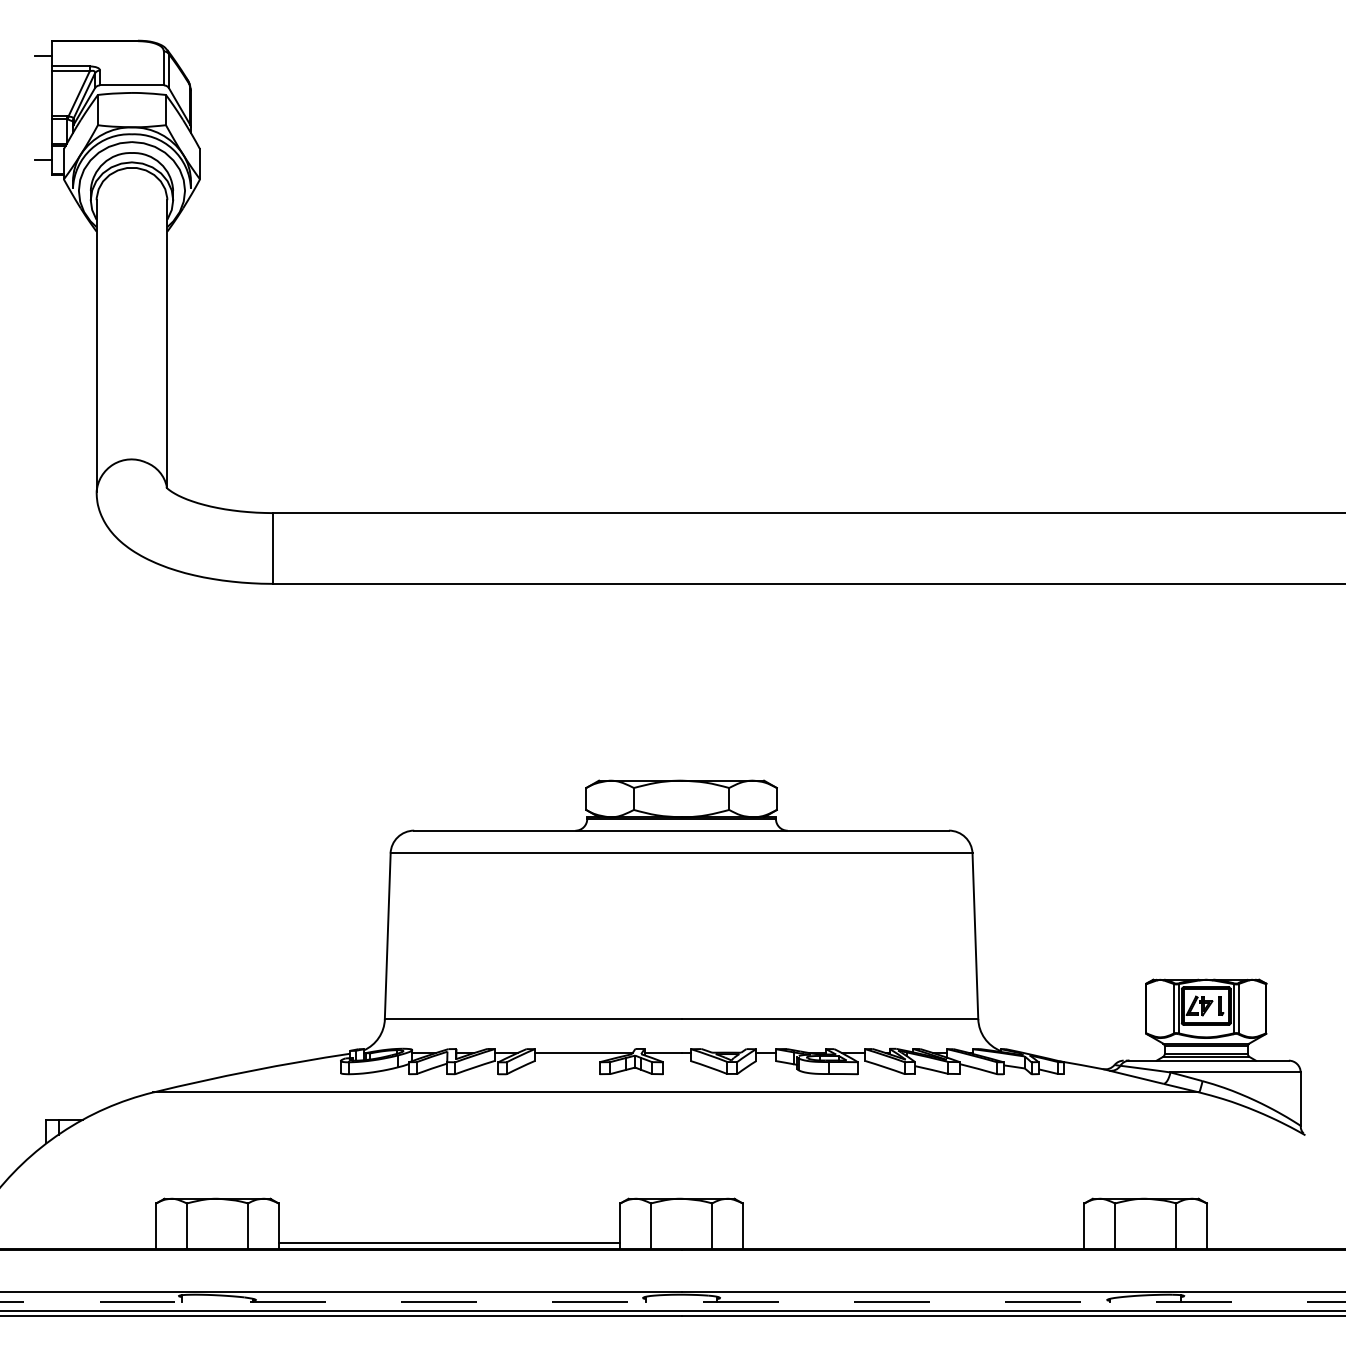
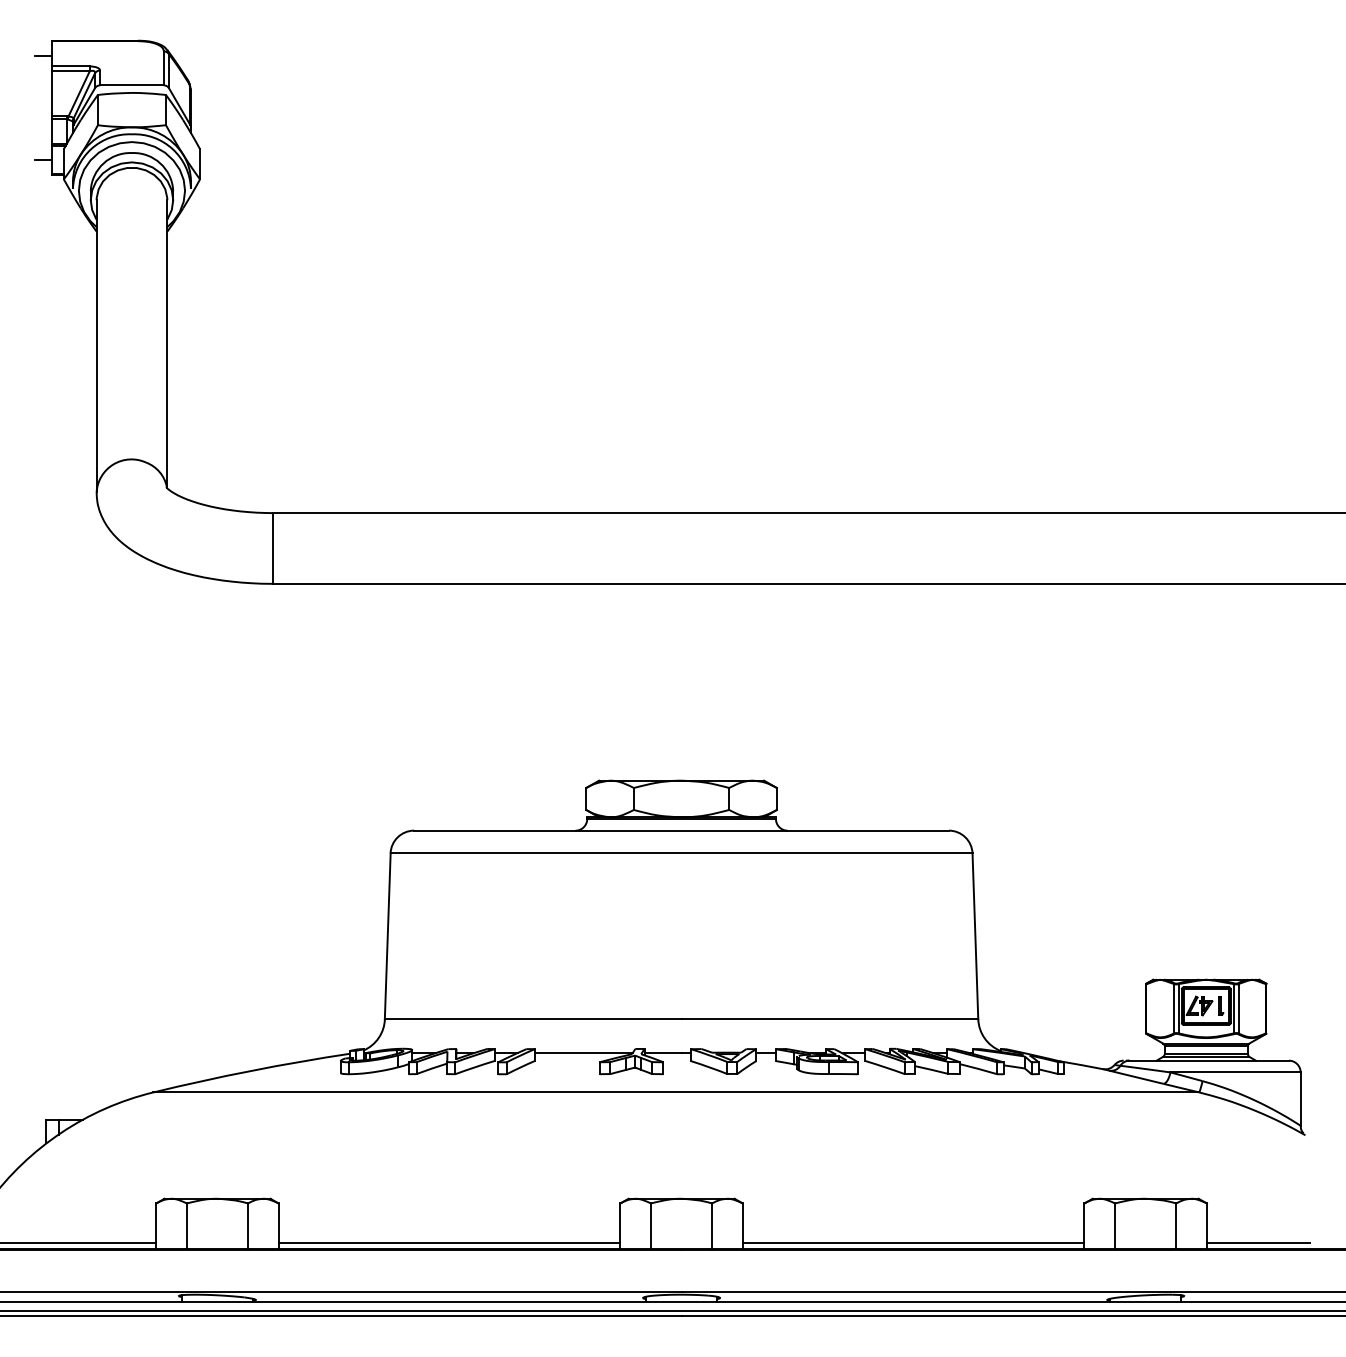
line: none -> present (79, 1242)
line: none -> present (913, 1242)
line: none -> present (1257, 1242)
line: dashed -> solid (672, 1302)
